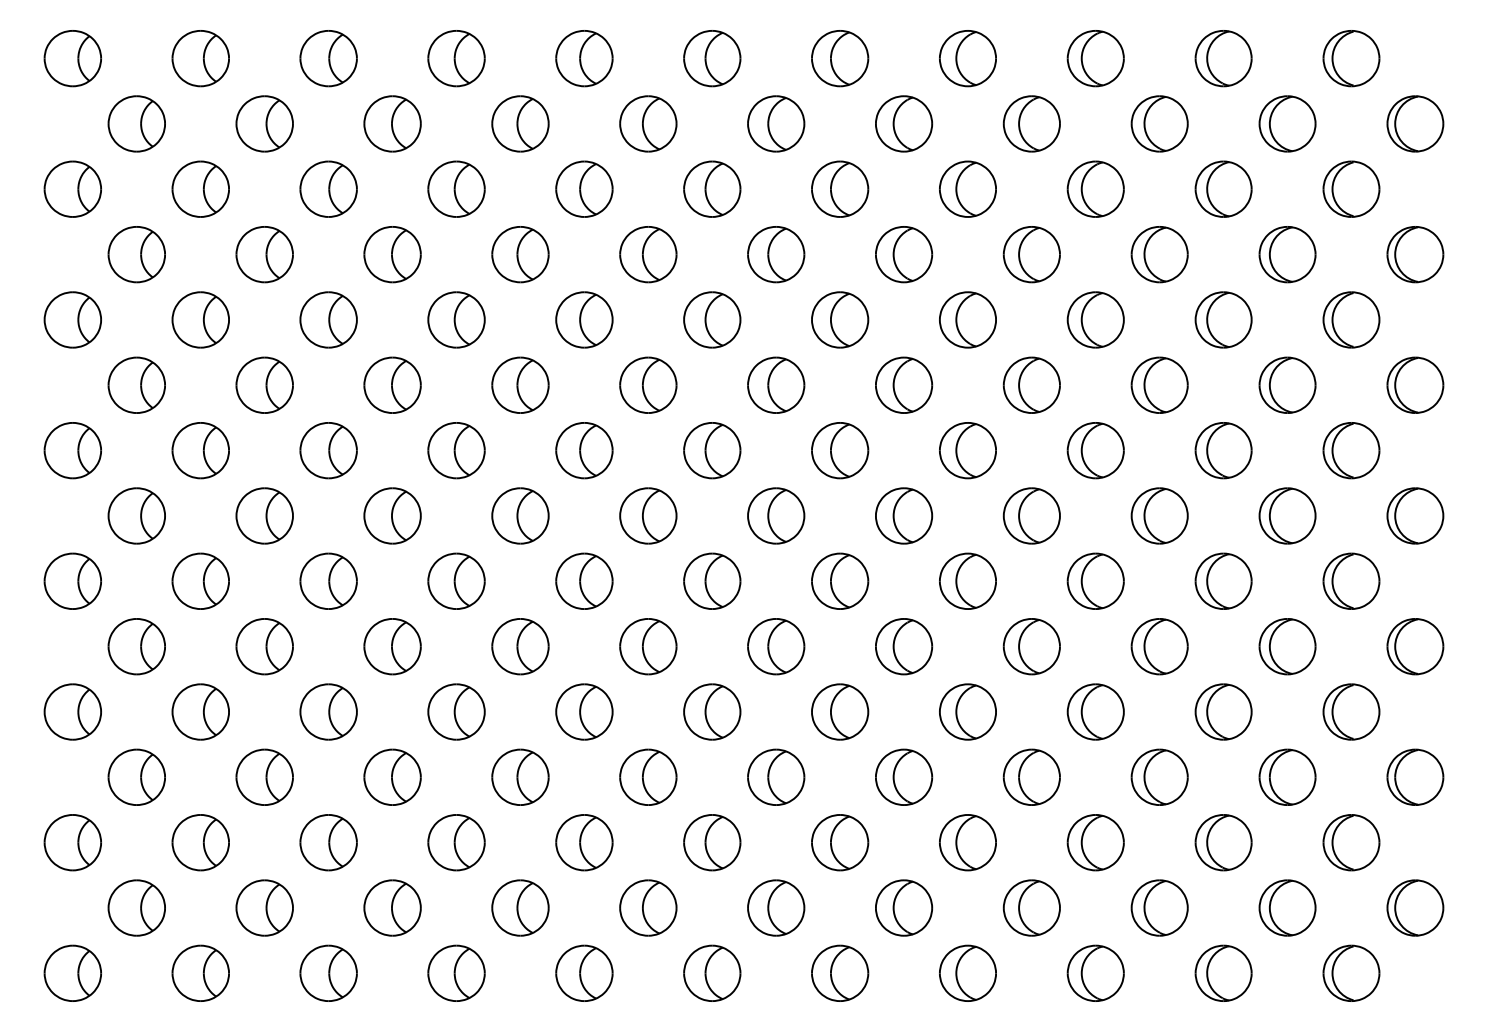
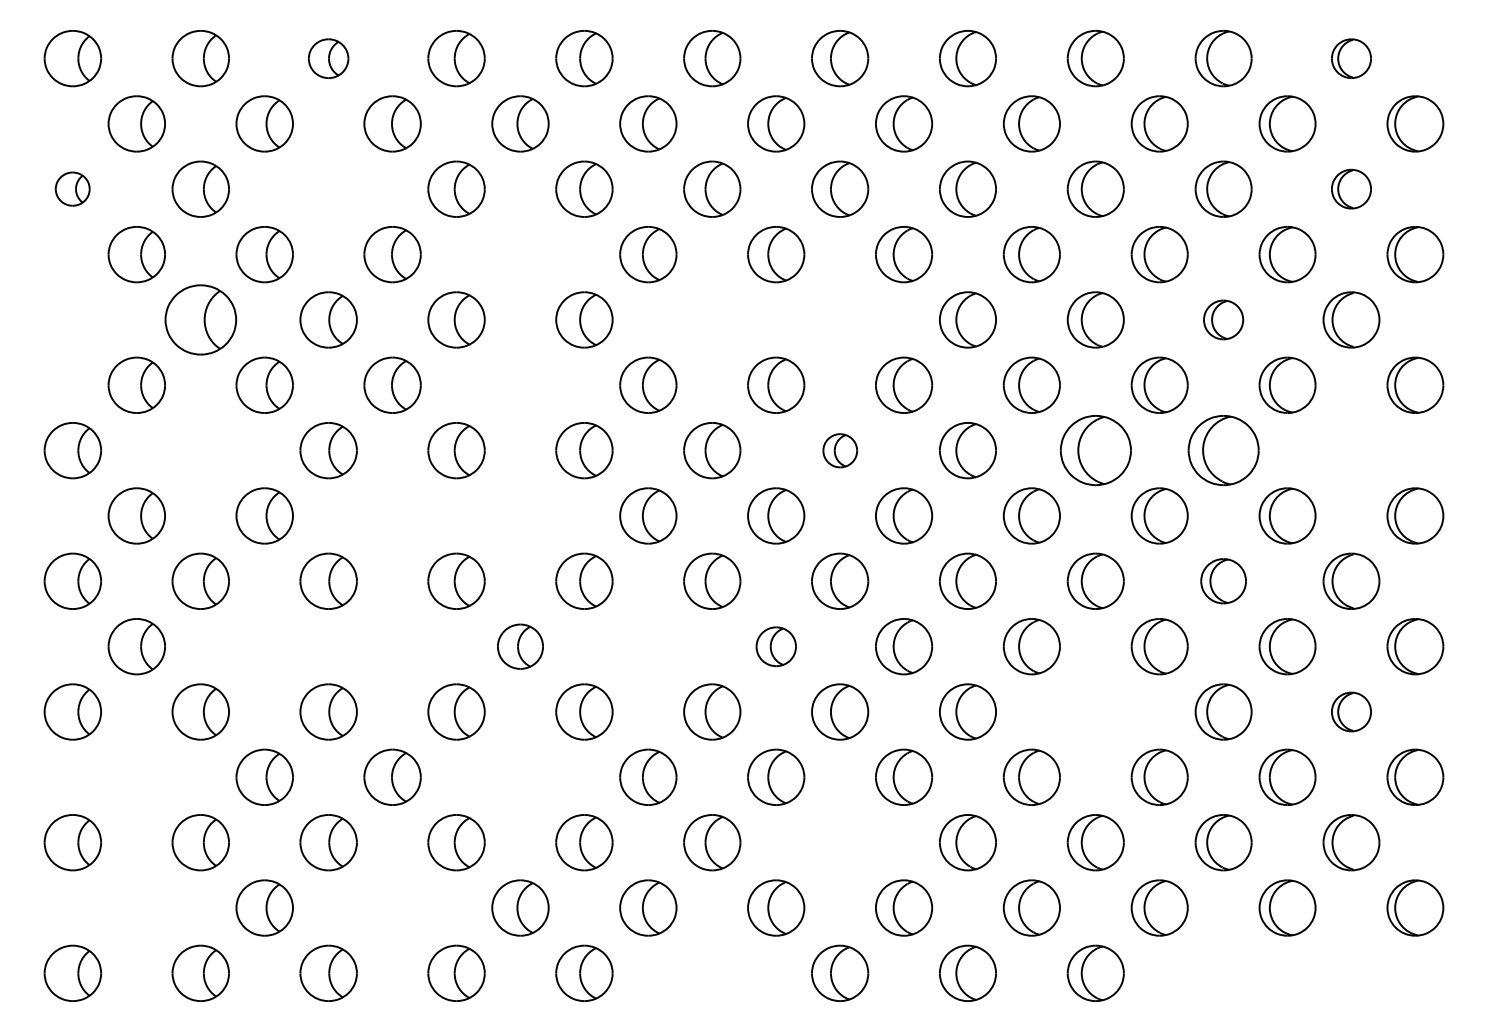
part size: 59x58 px -> 42x41 px (328, 58)
part size: 59x58 px -> 41x41 px (1351, 58)
part size: 59x58 px -> 37x36 px (72, 188)
part: present -> none (328, 188)
part size: 59x58 px -> 41x42 px (1351, 188)
part: present -> none (520, 254)
part: present -> none (72, 319)
part size: 59x58 px -> 74x72 px (200, 319)
part: present -> none (712, 319)
part: present -> none (840, 319)
part size: 59x58 px -> 42x42 px (1223, 319)
part: present -> none (520, 384)
part: present -> none (200, 450)
part size: 59x58 px -> 37x36 px (840, 450)
part size: 59x58 px -> 73x72 px (1095, 450)
part size: 59x58 px -> 73x72 px (1223, 450)
part: present -> none (1351, 450)
part: present -> none (392, 515)
part: present -> none (520, 515)
part size: 59x58 px -> 47x47 px (1223, 581)
part: present -> none (264, 646)
part: present -> none (392, 646)
part size: 59x58 px -> 47x47 px (520, 646)
part: present -> none (648, 646)
part size: 59x58 px -> 42x42 px (775, 646)
part: present -> none (1095, 711)
part size: 59x58 px -> 41x42 px (1351, 711)
part: present -> none (136, 776)
part: present -> none (520, 776)
part: present -> none (840, 842)
part: present -> none (136, 907)
part: present -> none (392, 907)
part: present -> none (712, 972)
part: present -> none (1223, 972)
part: present -> none (1351, 972)
